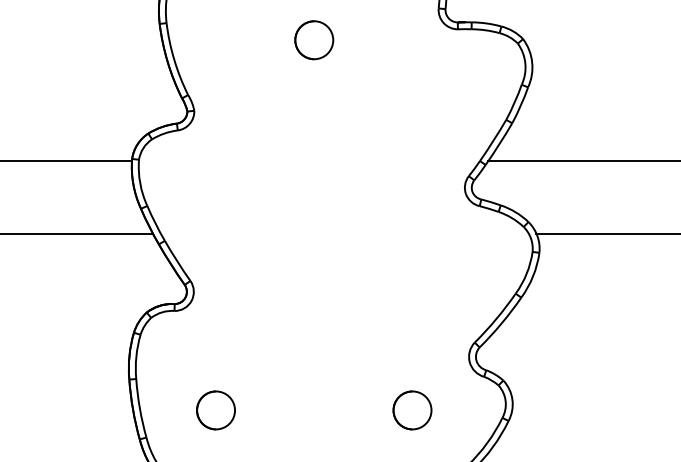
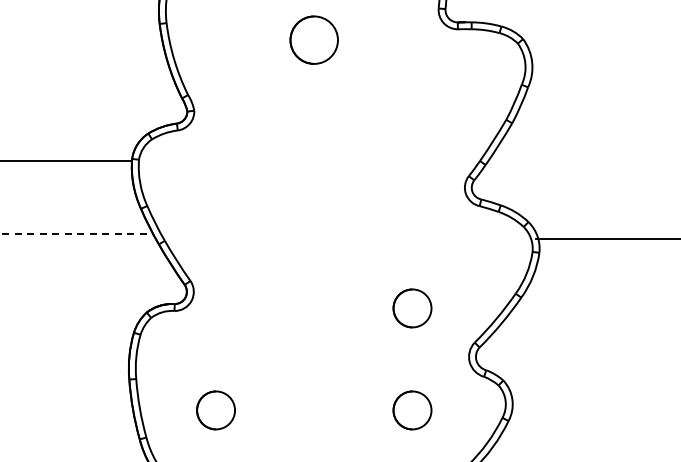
part size: 41x41 px -> 50x50 px (313, 39)
line: present -> none (582, 161)
line: solid -> dashed (77, 233)
line position: (606, 233) -> (606, 238) (606, 238)
part: none -> present (412, 308)
